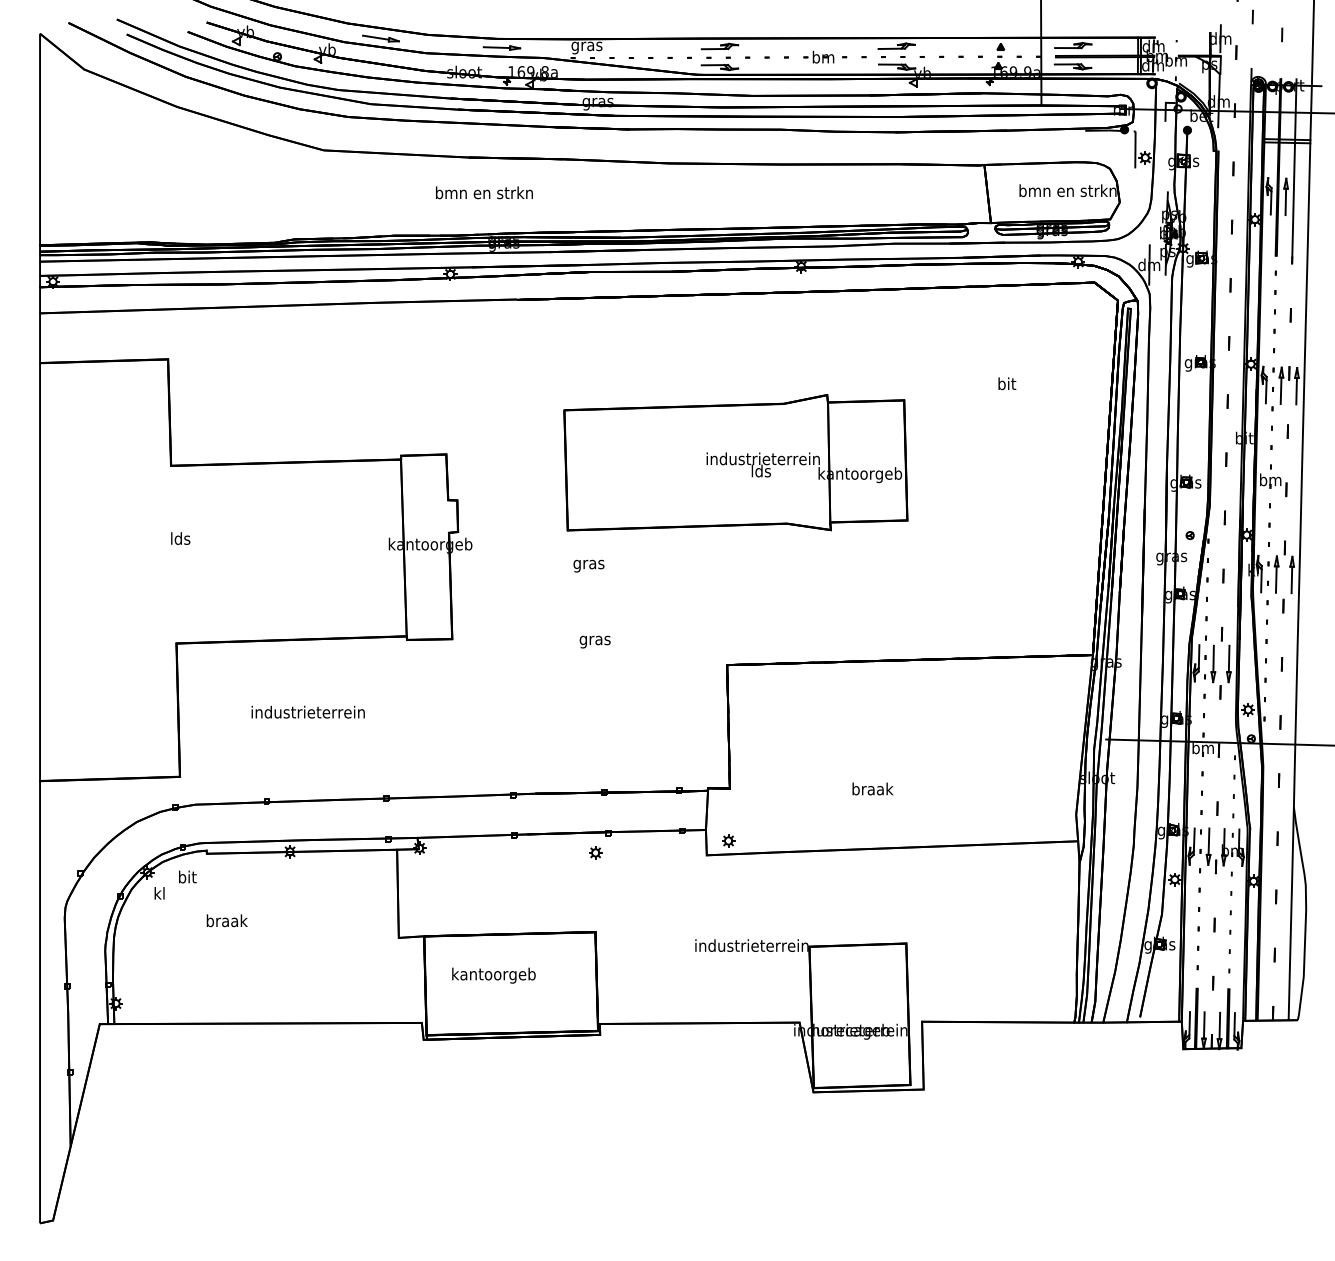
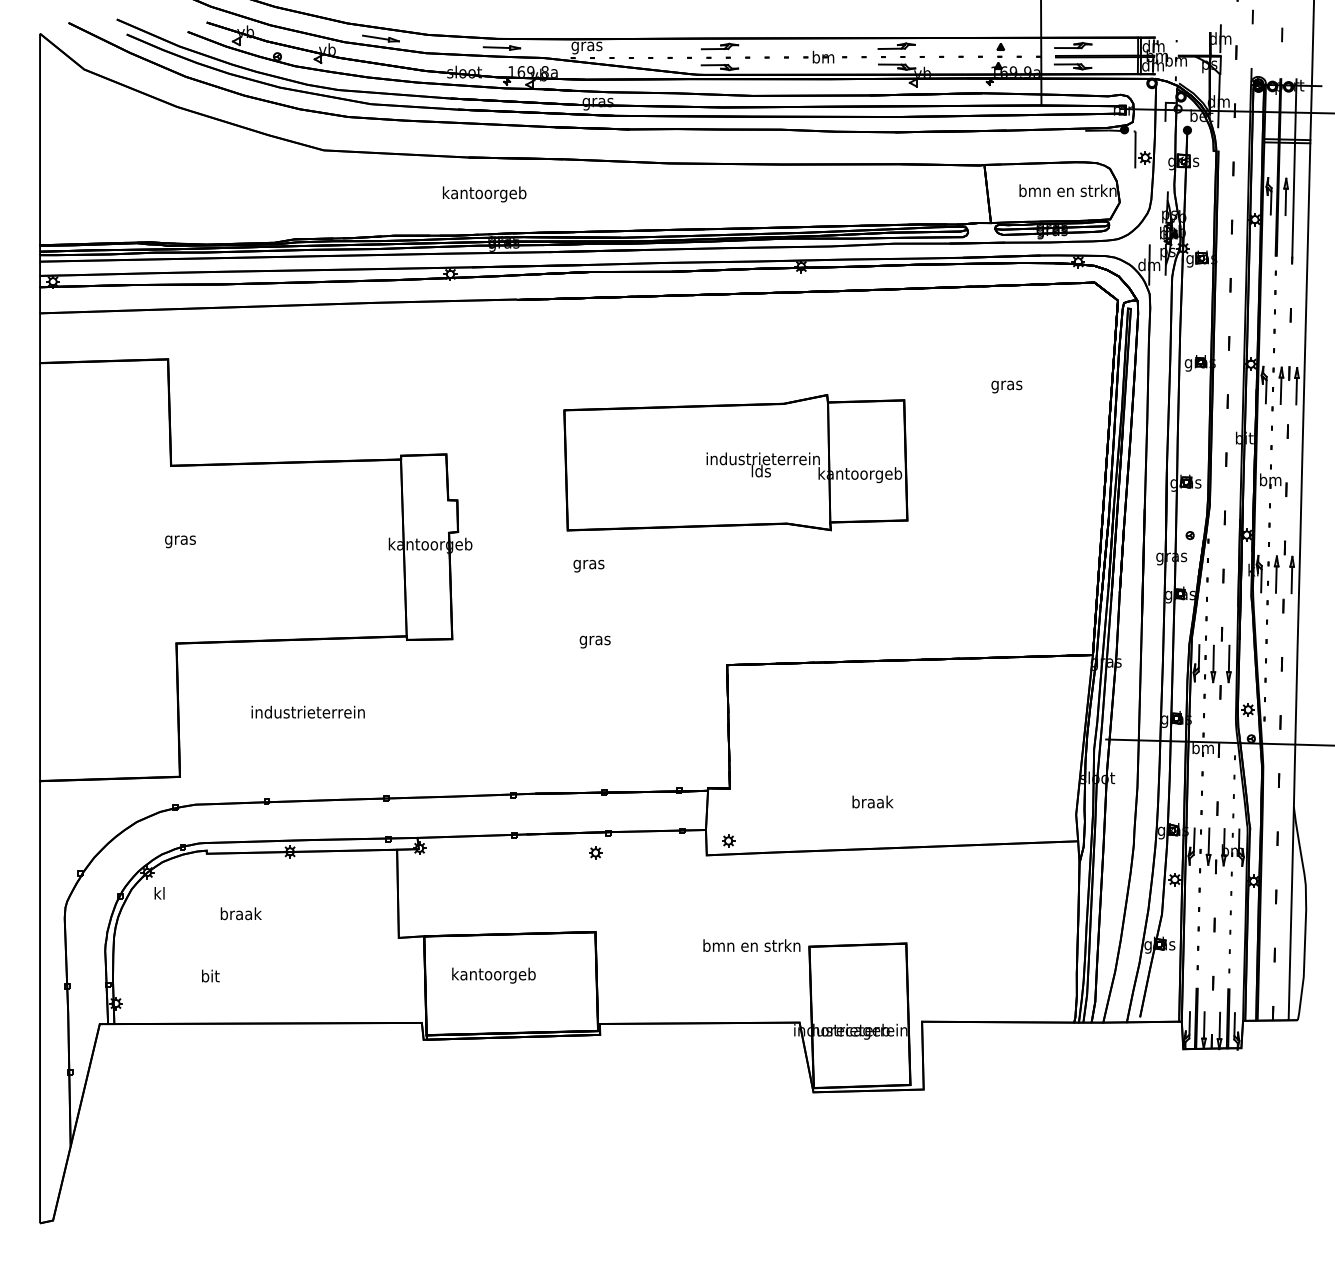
text: bmn en strkn -> kantoorgeb (484, 194)
text: bit -> gras (1006, 385)
text: lds -> gras (180, 540)
text position: (872, 788) -> (872, 801) (872, 801)
text position: (187, 876) -> (210, 975) (210, 975)
text position: (226, 920) -> (240, 913) (240, 913)
text: industrieterrein -> bmn en strkn (751, 945)
